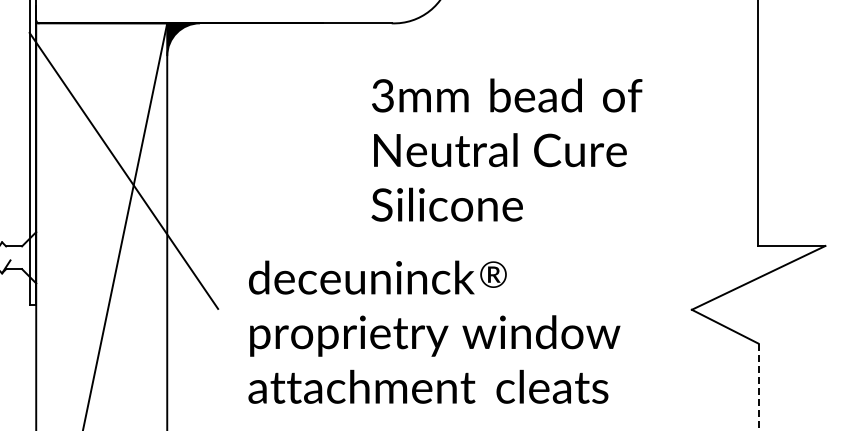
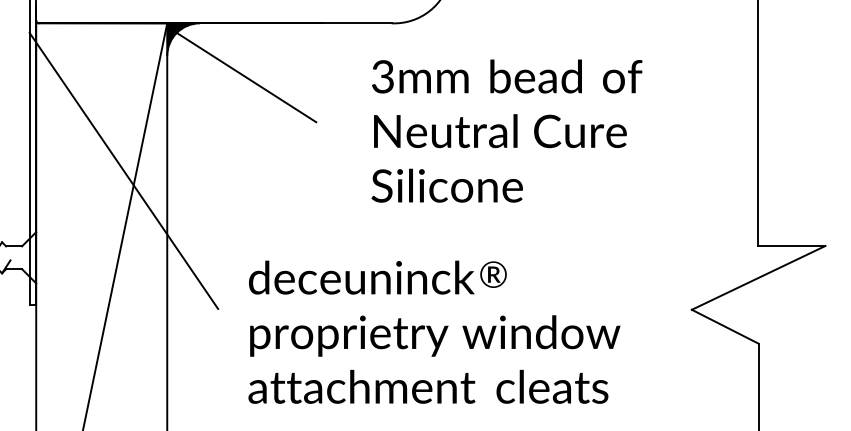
line: none -> present (246, 77)
text position: (506, 149) -> (506, 130) (506, 130)
line: dashed -> solid (758, 387)
